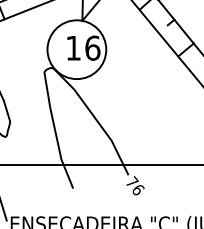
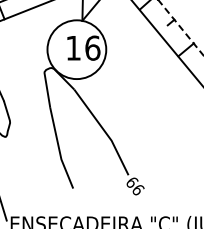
line: solid -> dashed (181, 28)
line: present -> none (101, 165)
text: 76 -> 66 (132, 181)
